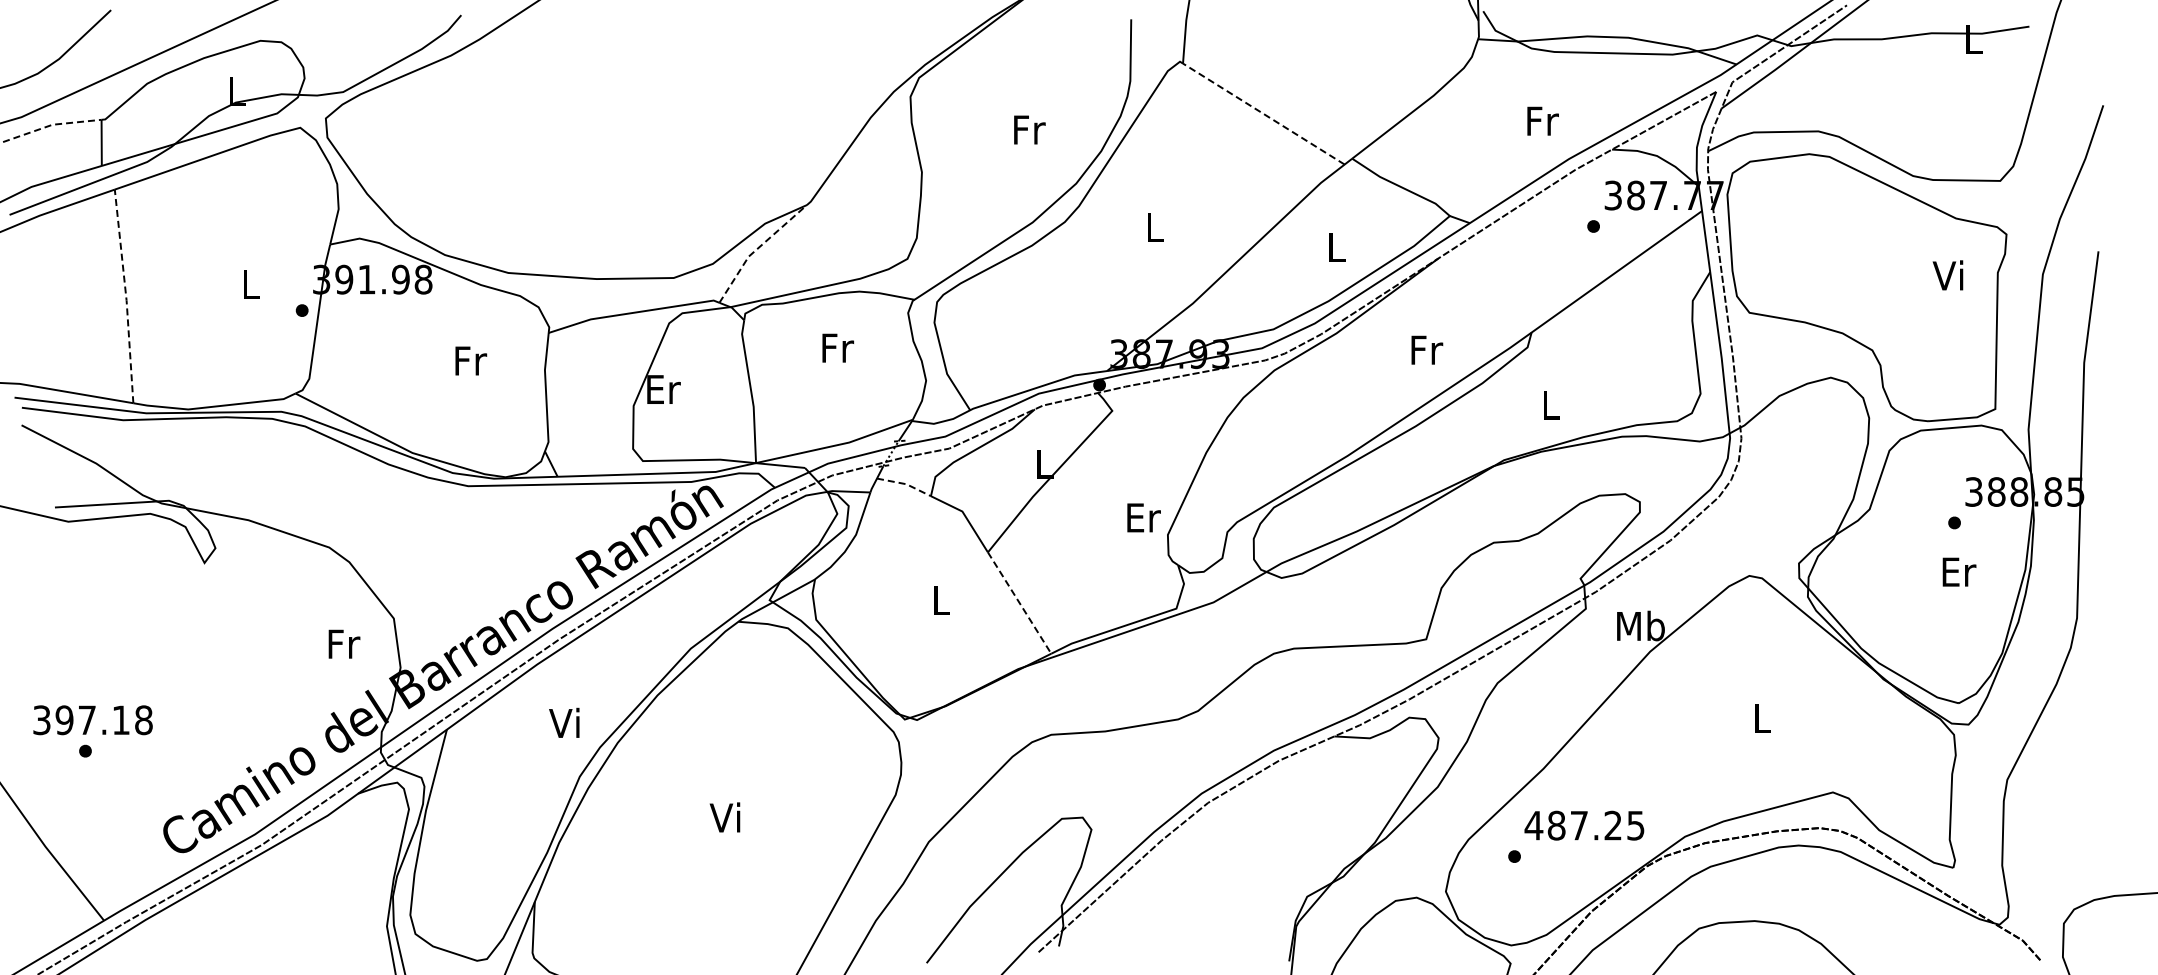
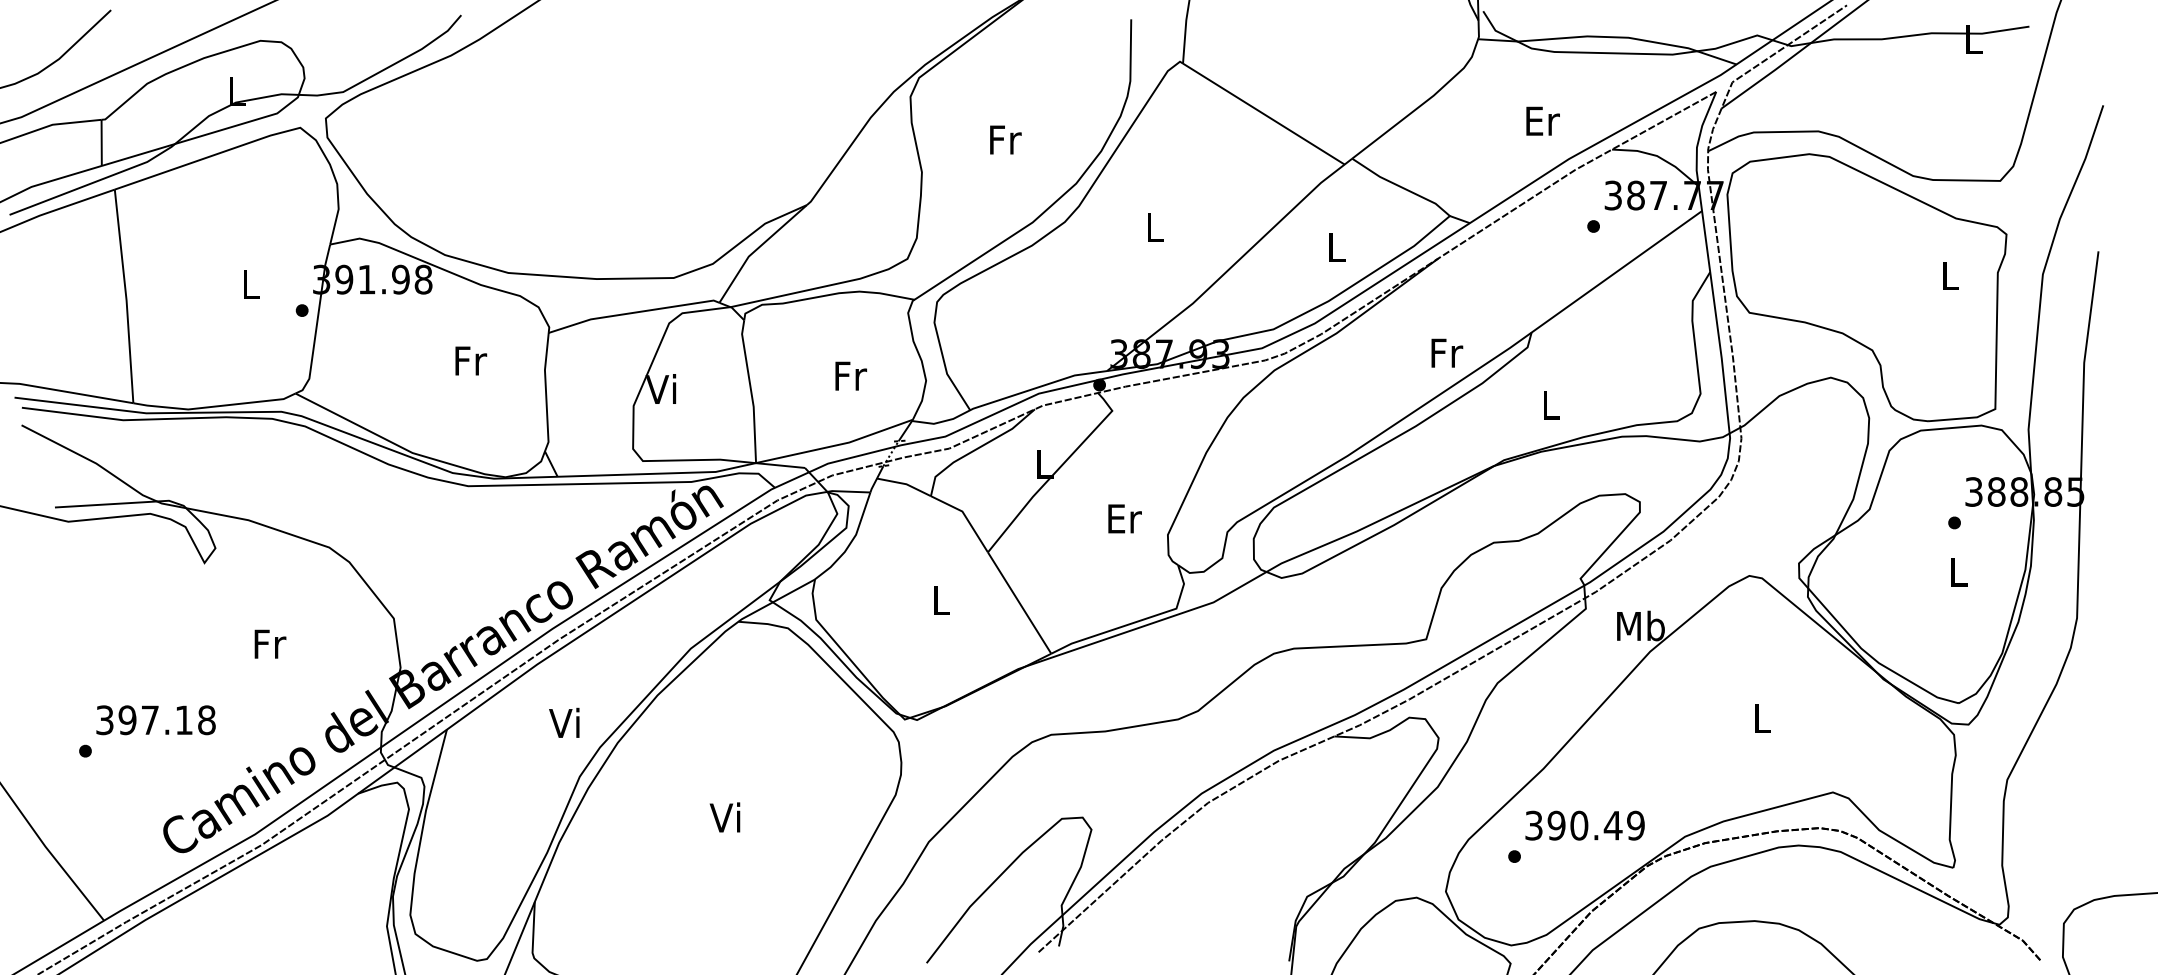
line: dashed -> solid (1263, 113)
text: Fr -> Er (1542, 120)
line: dashed -> solid (50, 125)
text position: (1029, 129) -> (1005, 139) (1005, 139)
line: dashed -> solid (756, 249)
text: Vi -> L (1947, 275)
line: dashed -> solid (126, 296)
text position: (837, 347) -> (850, 375) (850, 375)
text position: (1427, 349) -> (1447, 352) (1447, 352)
text: Er -> Vi (662, 388)
line: dashed -> solid (905, 484)
text position: (1143, 517) -> (1124, 518) (1124, 518)
text: Er -> L (1959, 571)
line: dashed -> solid (1019, 603)
text position: (344, 643) -> (270, 643) (270, 643)
text position: (92, 720) -> (155, 720) (155, 720)
text: 487.25 -> 390.49 (1584, 825)
